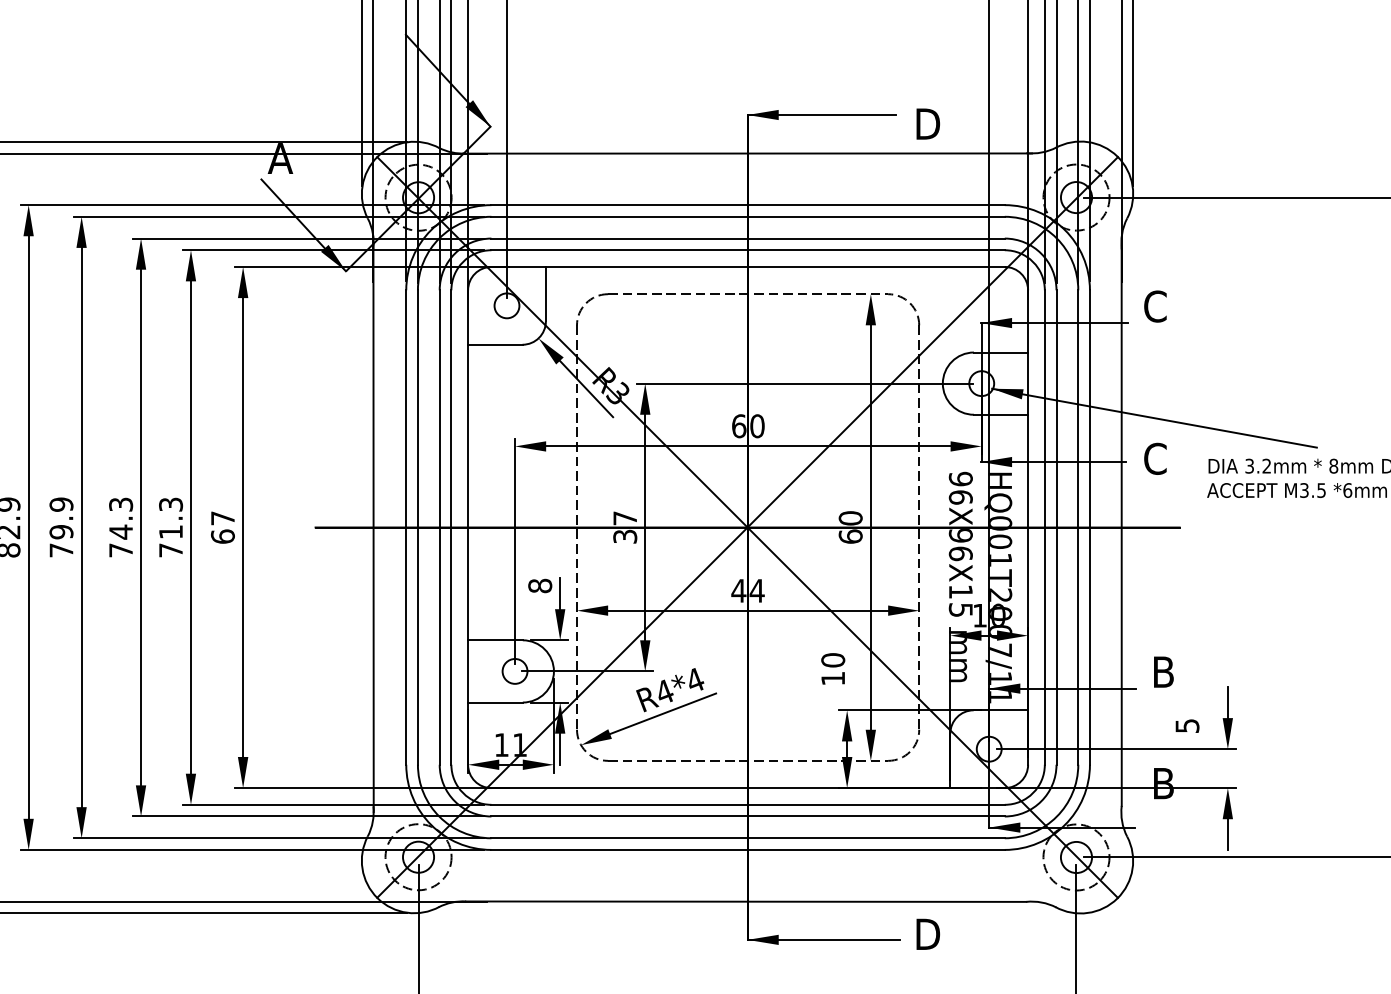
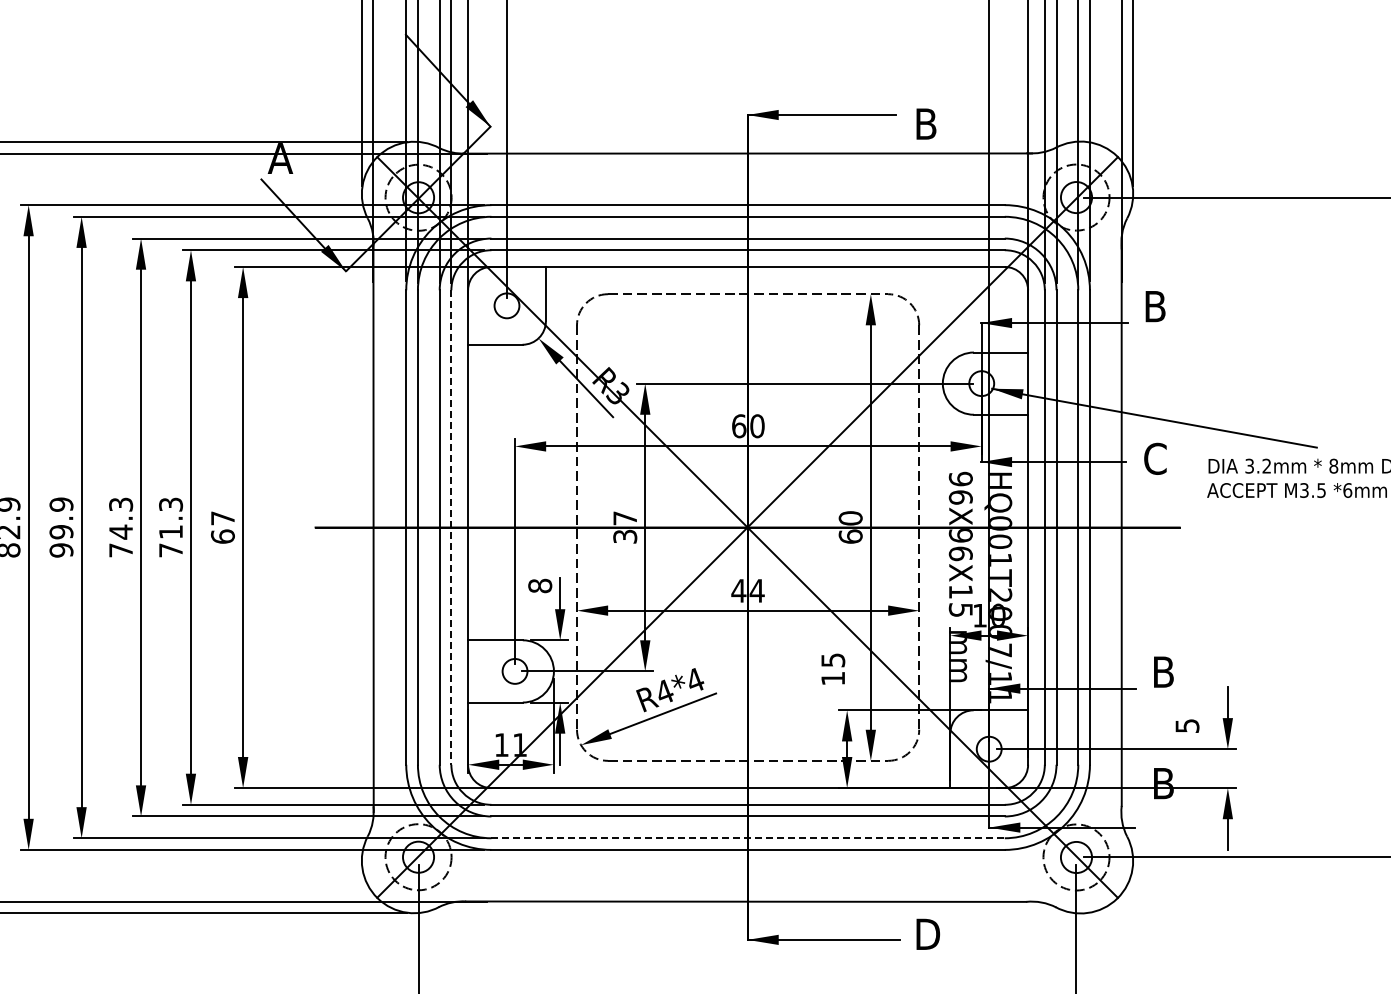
text: D -> B (930, 123)
text: C -> B (1155, 306)
line: solid -> dashed (451, 528)
text: 79.9 -> 99.9 (61, 550)
text: 10 -> 15 (833, 660)
line: solid -> dashed (748, 838)
